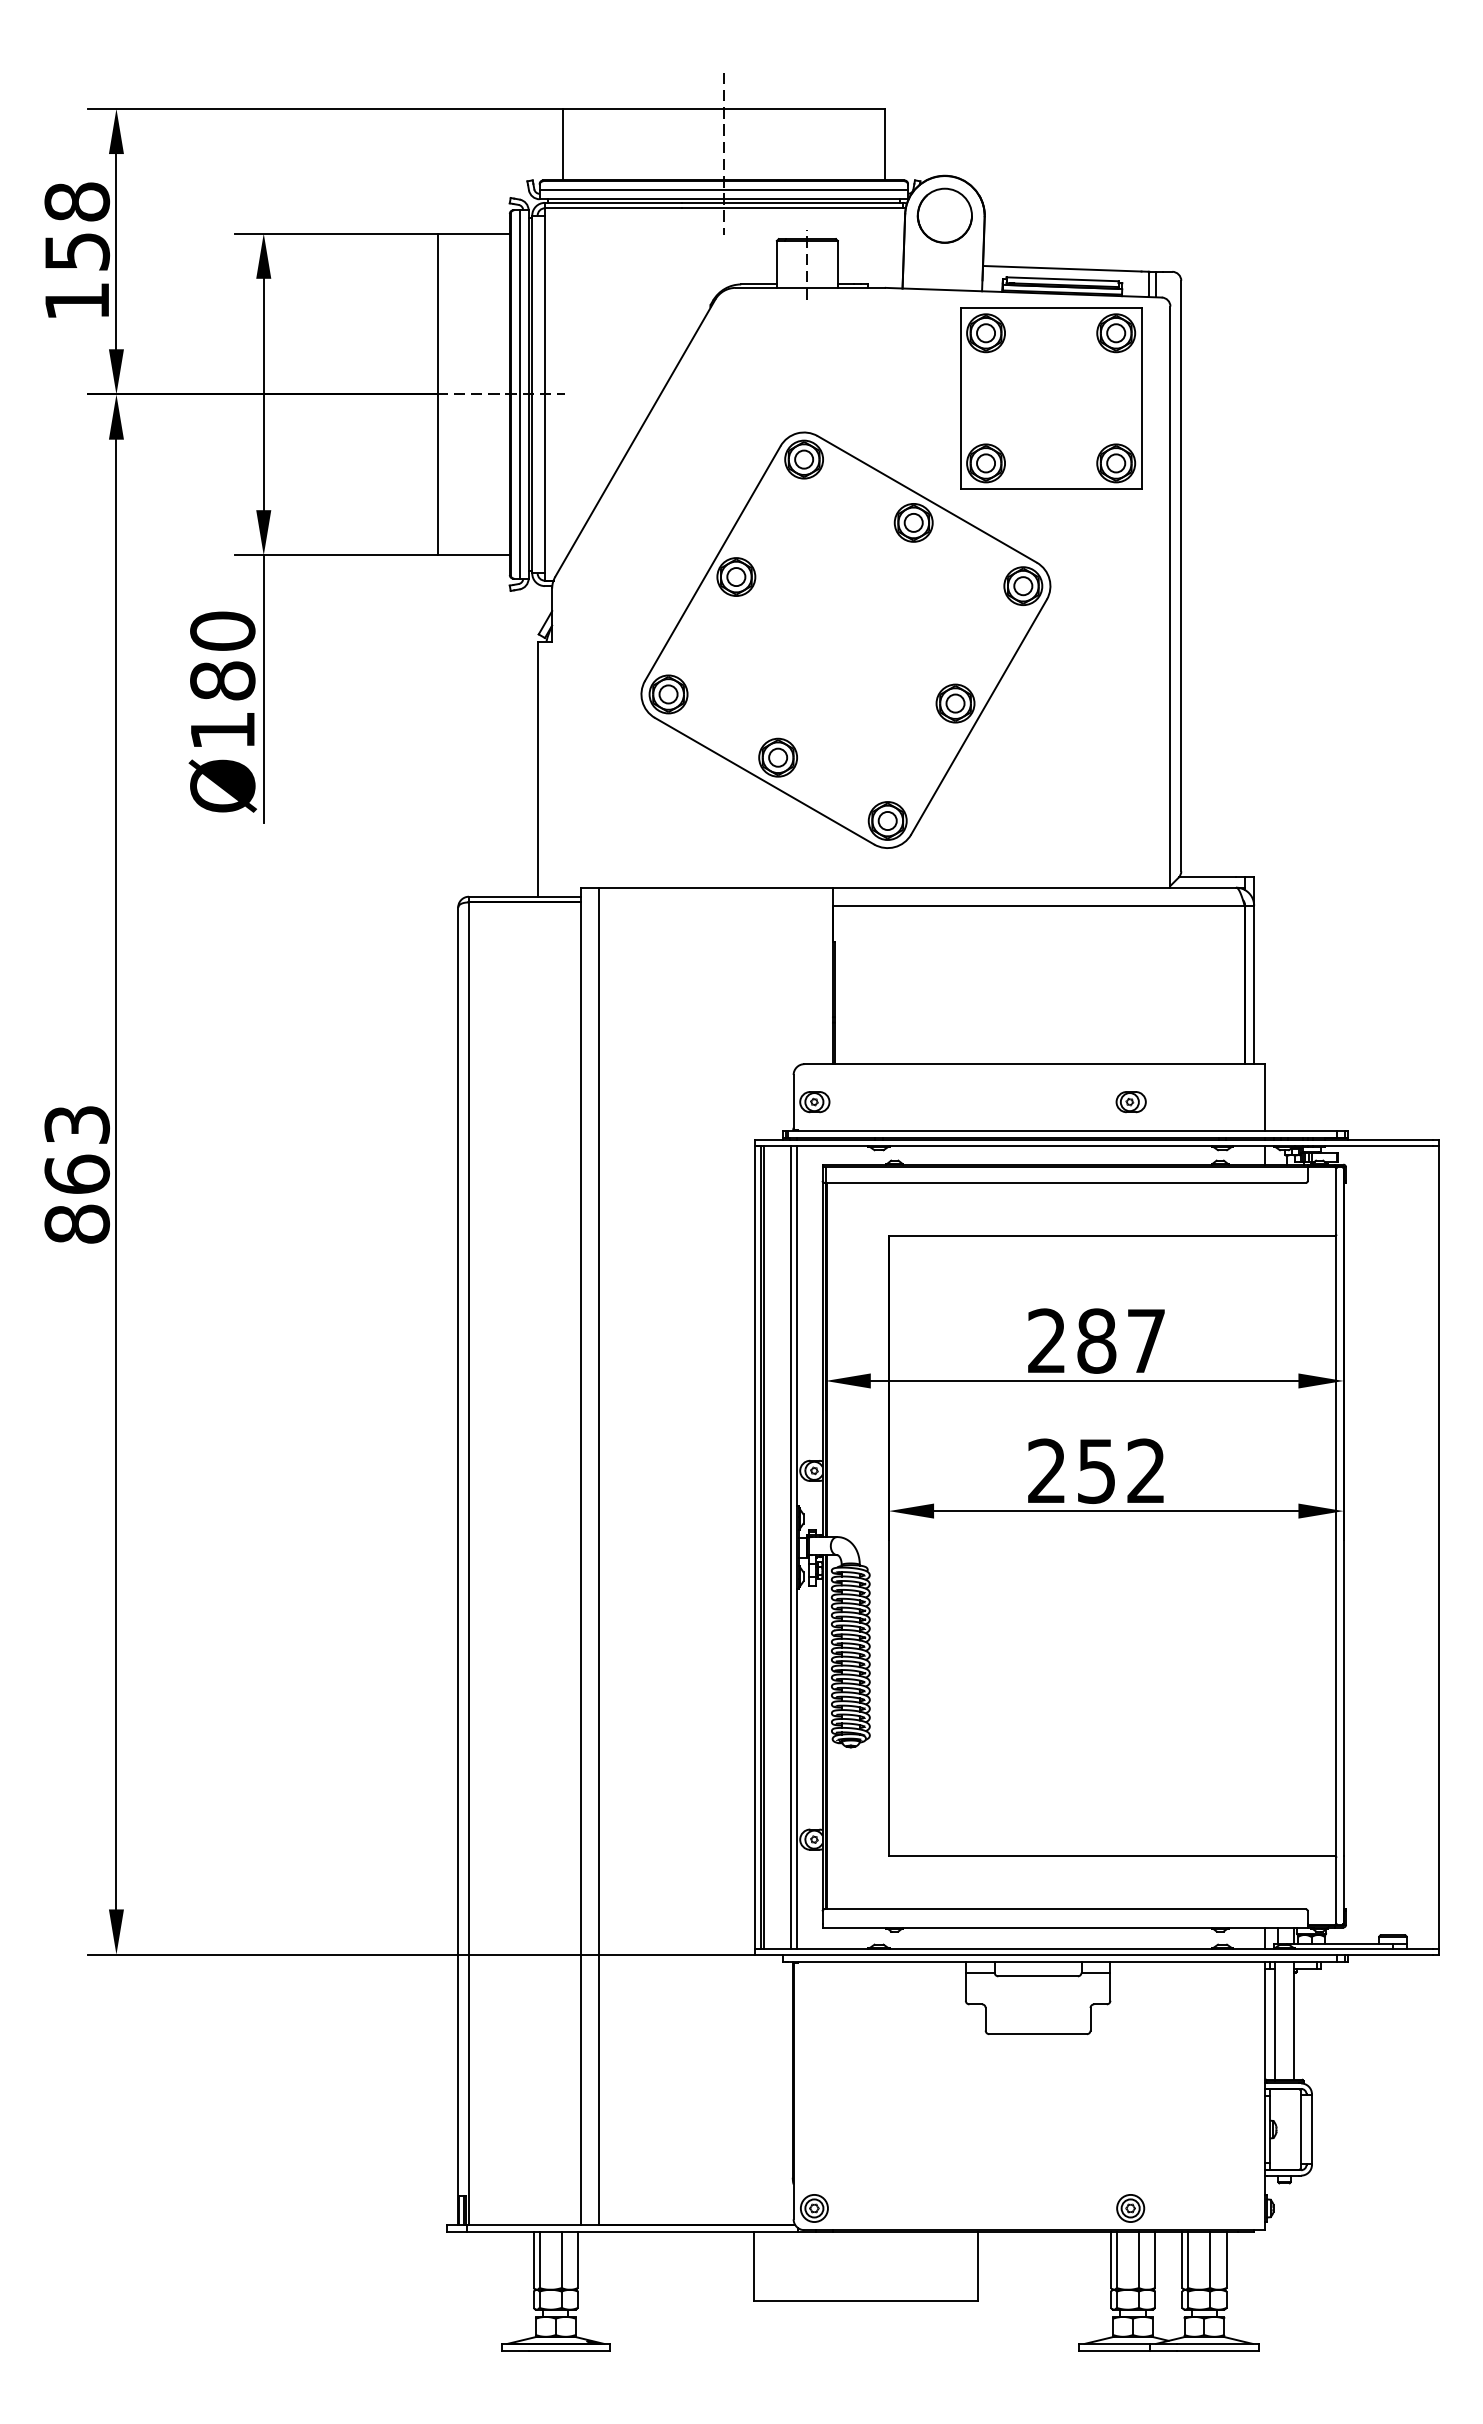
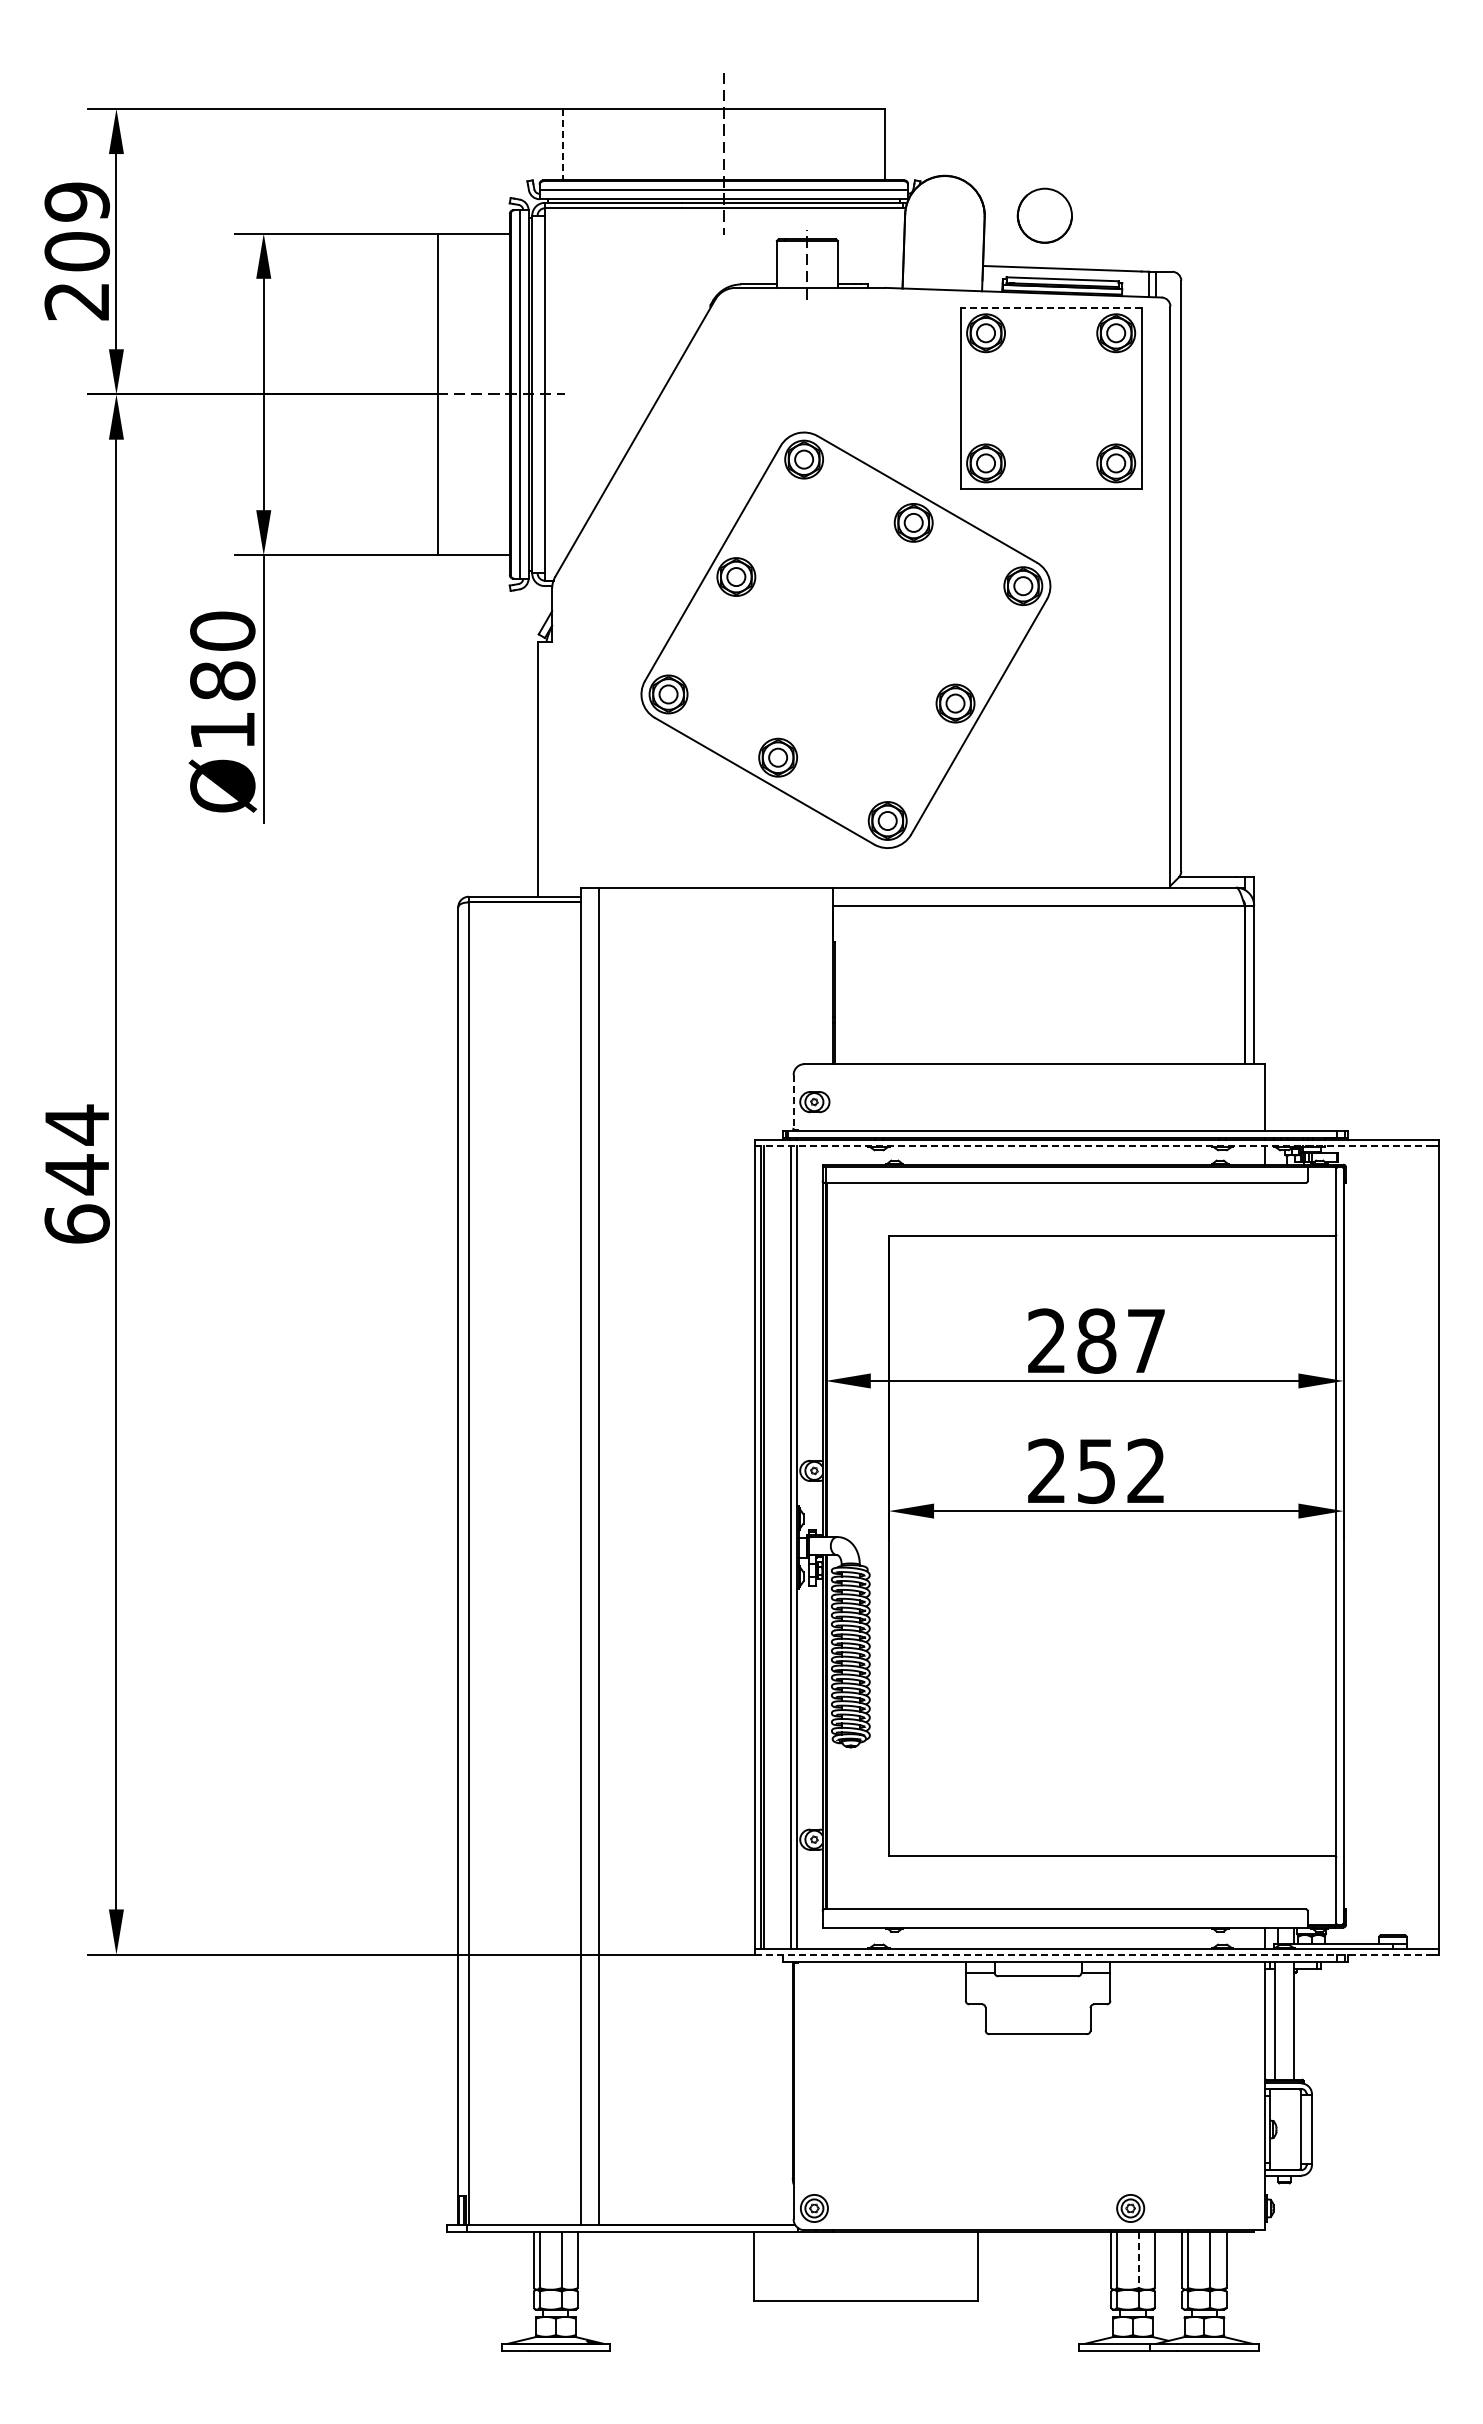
line: solid -> dashed (562, 144)
circle position: (944, 215) -> (1044, 215) (1044, 215)
text: 158 -> 209 (77, 251)
line: solid -> dashed (1050, 307)
line: solid -> dashed (793, 1102)
part: present -> none (1130, 1102)
line: solid -> dashed (1094, 1145)
text: 863 -> 644 (76, 1173)
line: solid -> dashed (1094, 1954)
line: solid -> dashed (1138, 2260)
